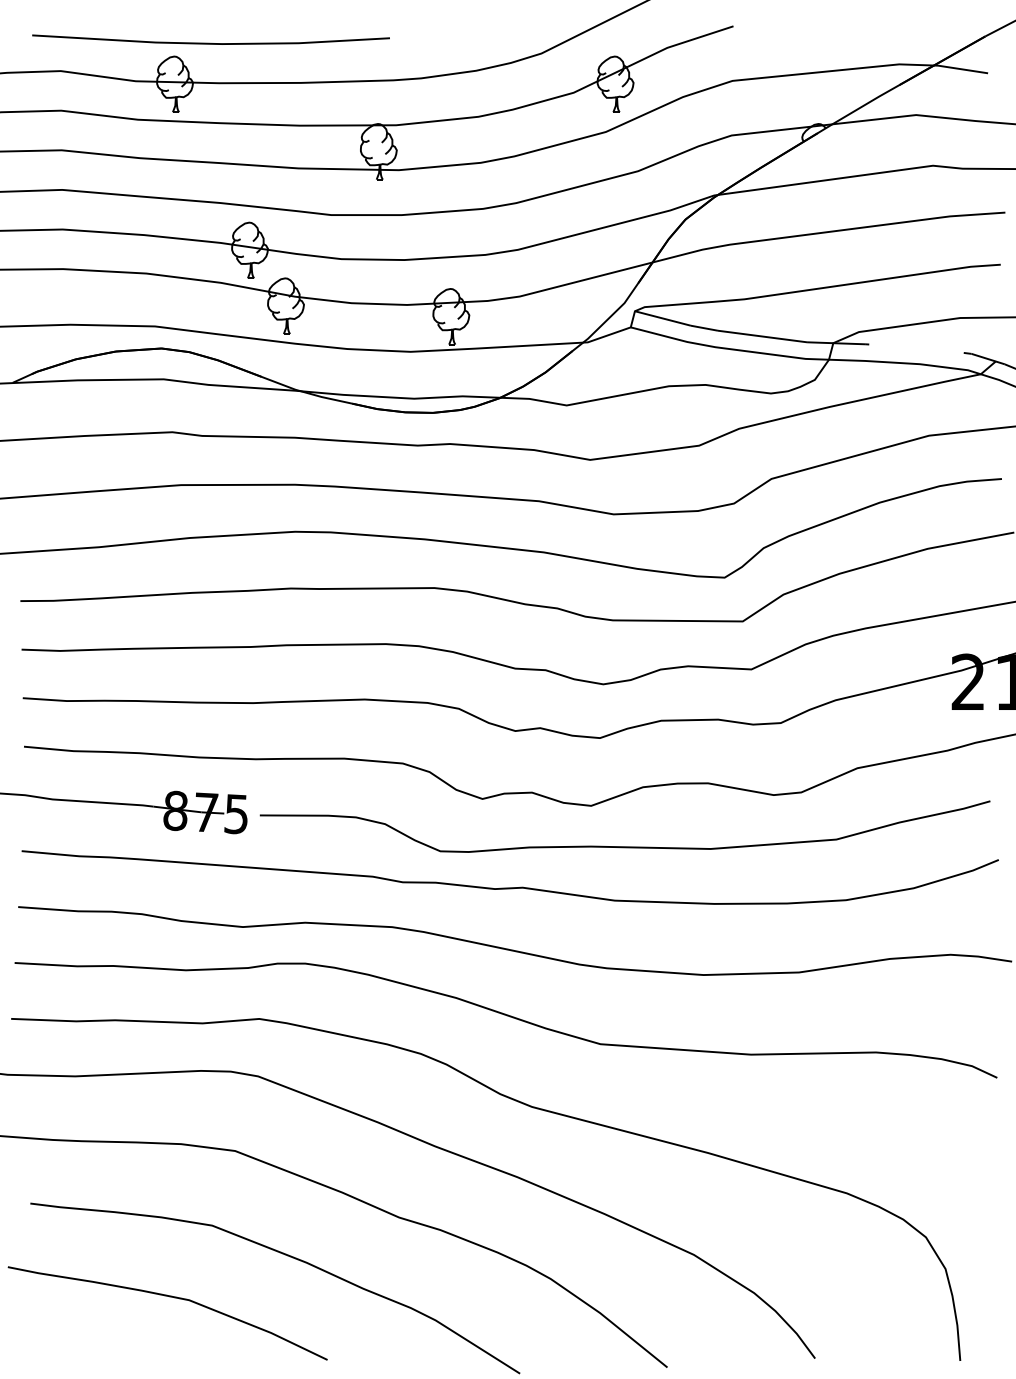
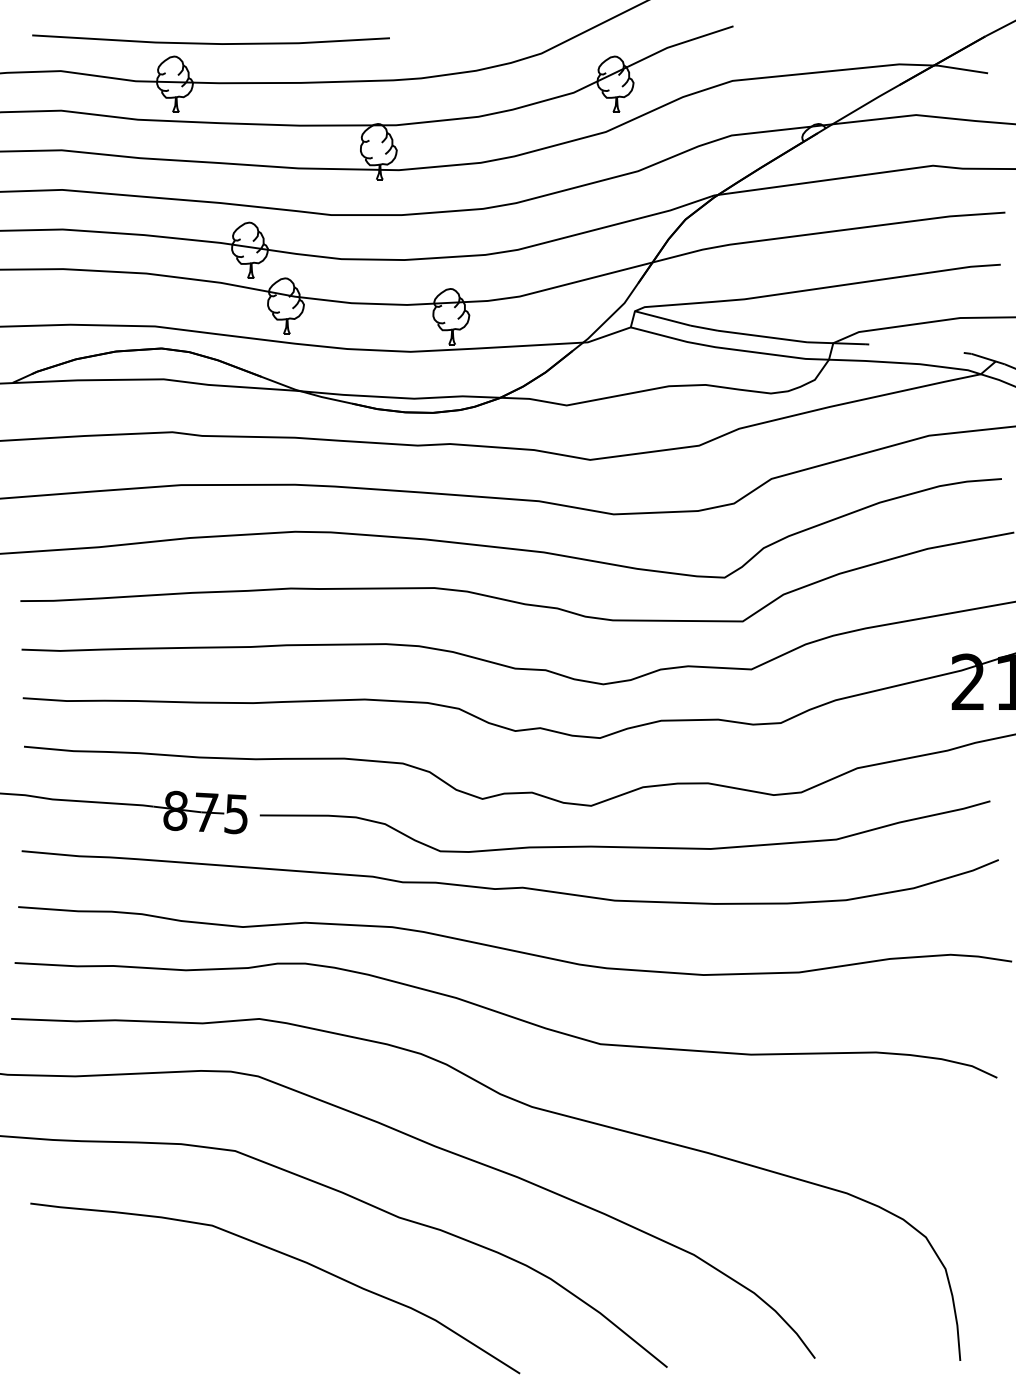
curve: present -> none (169, 1297)
